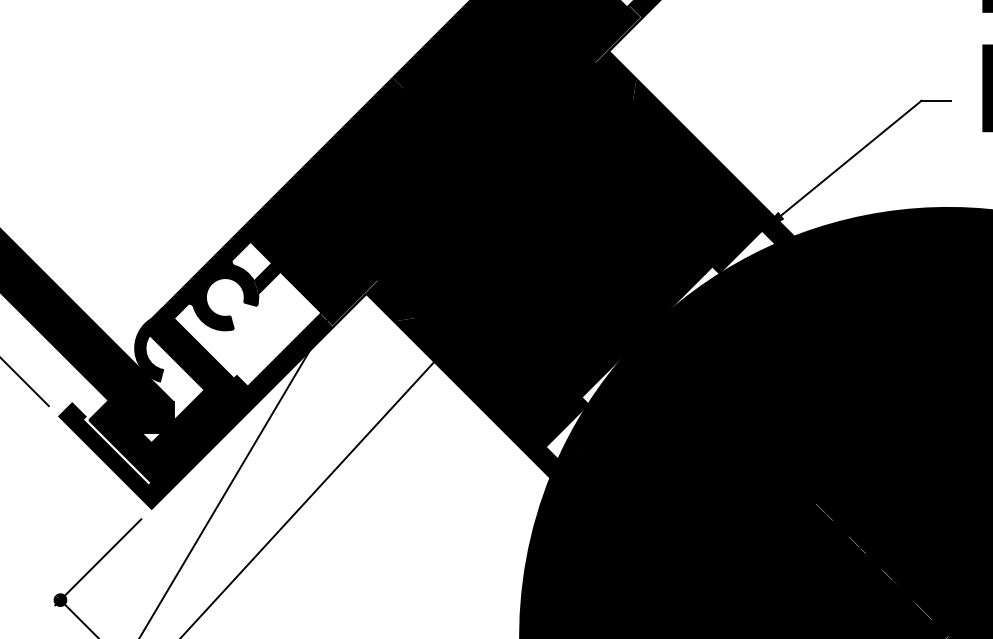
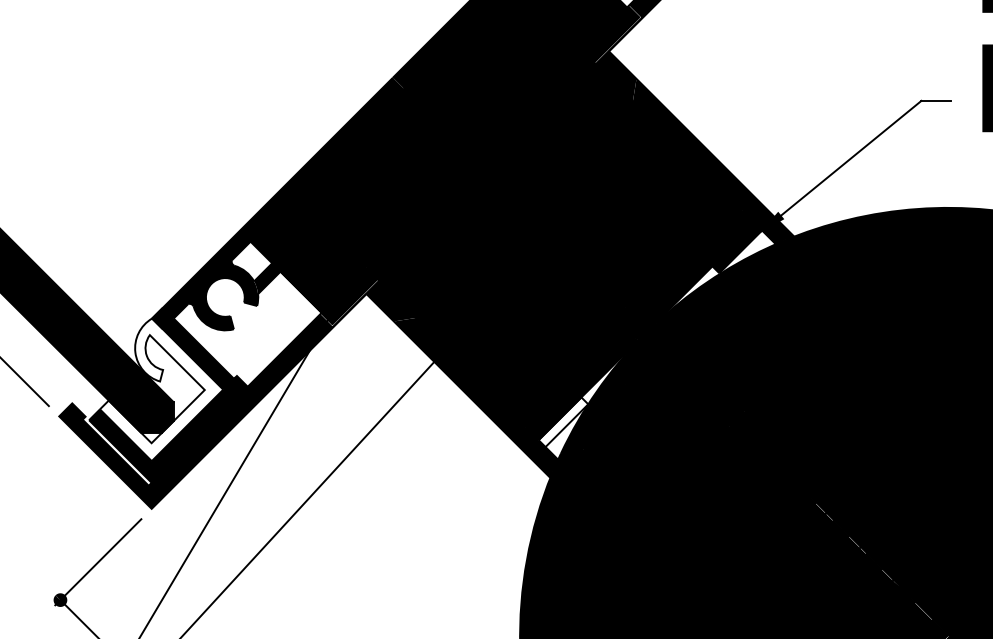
fill: present -> none (161, 389)
fill: present -> none (563, 422)
